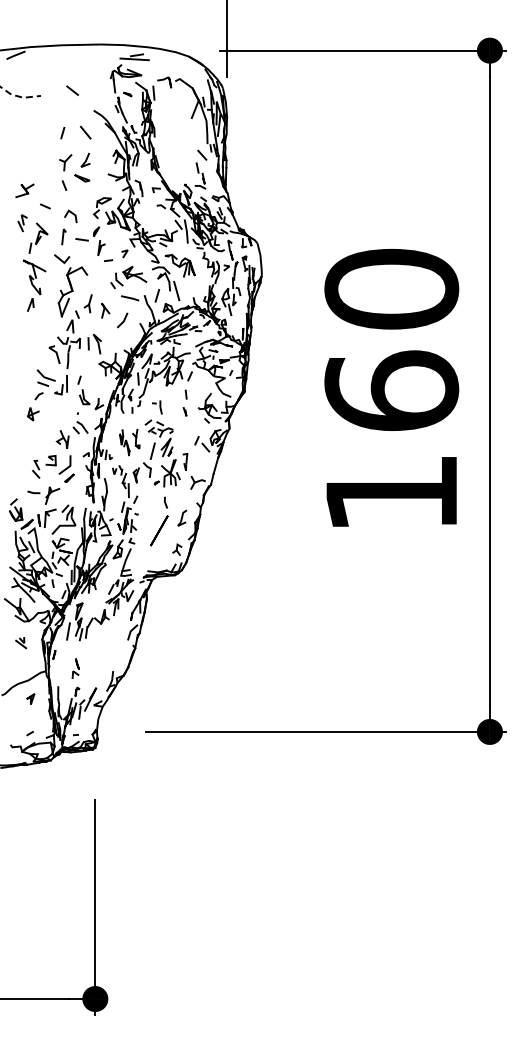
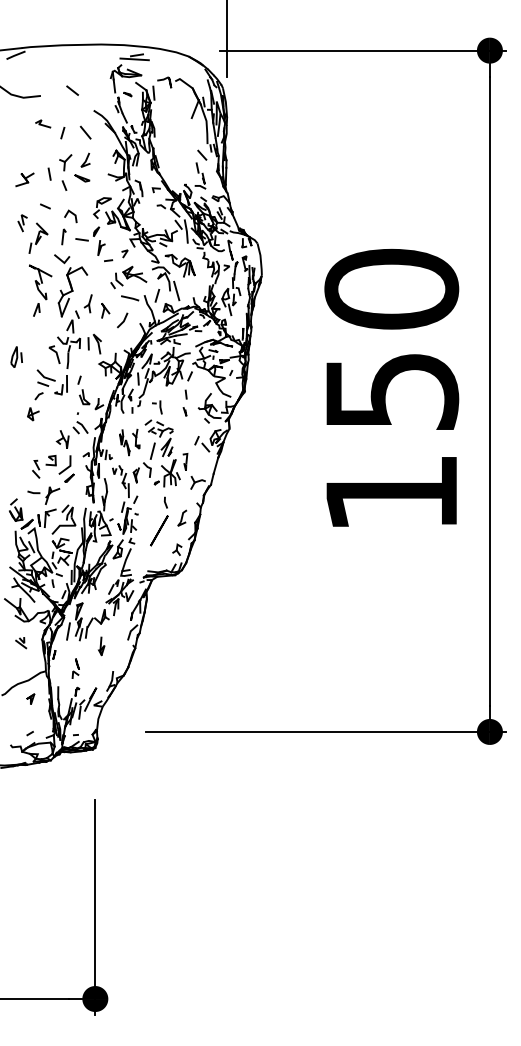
line: dashed -> solid (19, 96)
part: none -> present (43, 123)
line: none -> present (49, 173)
part position: (24, 190) -> (24, 179) (24, 179)
part position: (34, 285) -> (40, 290) (40, 290)
part: none -> present (16, 356)
text: 160 -> 150 (391, 390)
part: none -> present (101, 646)
